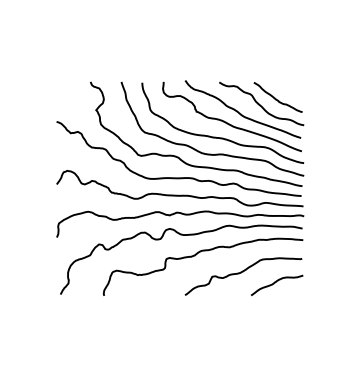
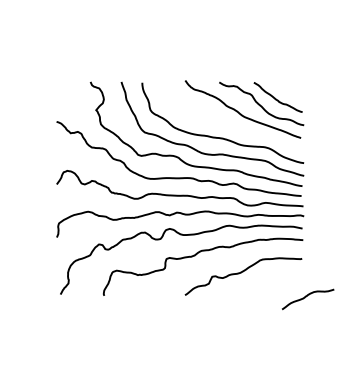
curve: present -> none (229, 123)
curve position: (275, 283) -> (306, 297) (306, 297)
